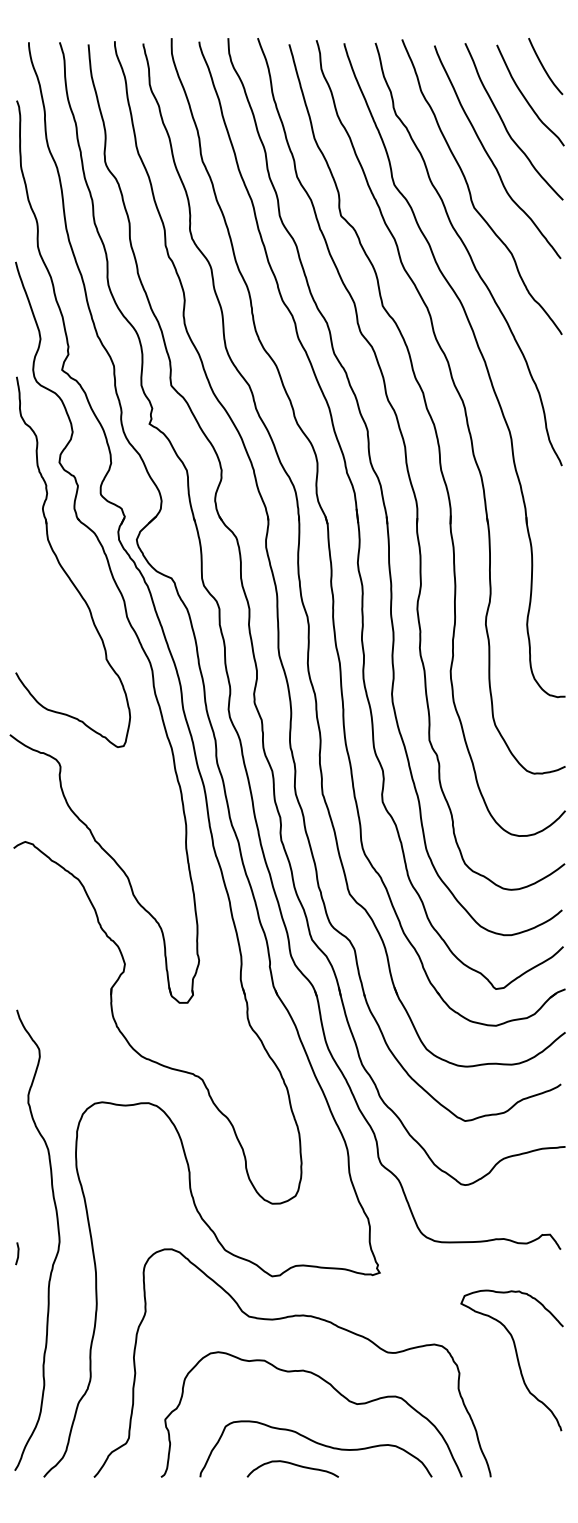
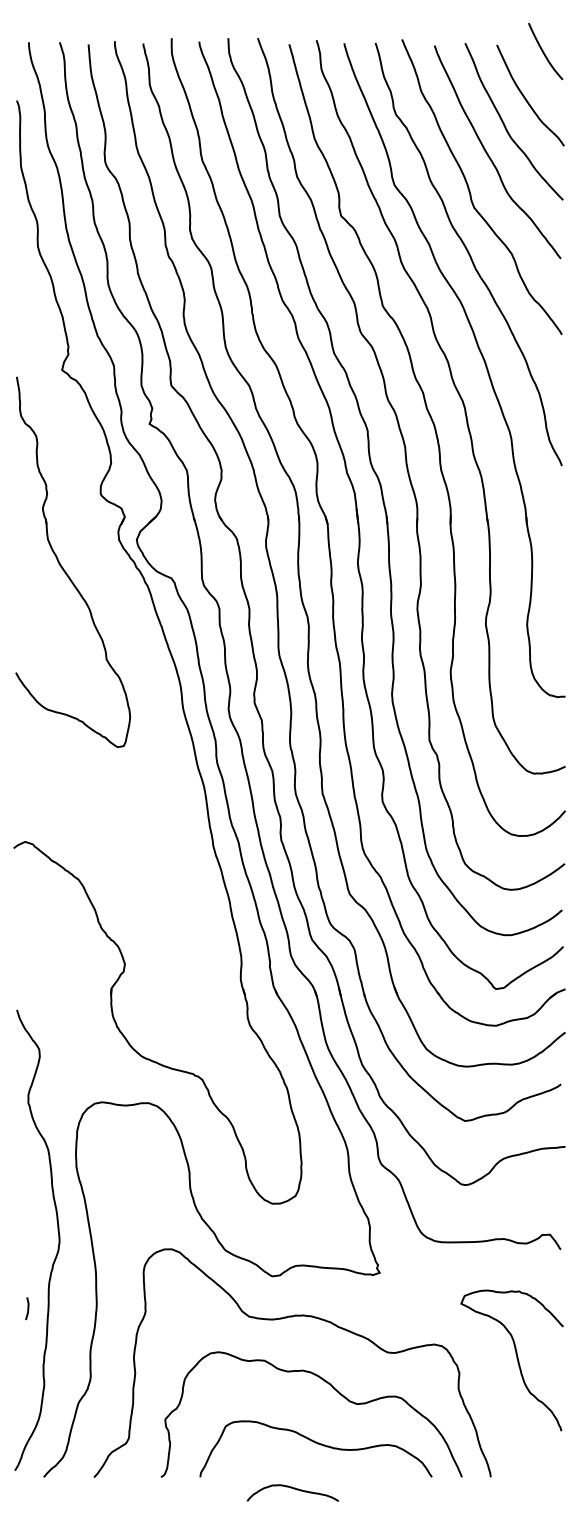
curve position: (544, 67) -> (544, 52) (544, 52)
part: present -> none (127, 620)
curve position: (17, 1253) -> (27, 1308) (27, 1308)
curve position: (293, 1465) -> (293, 1489) (293, 1489)
